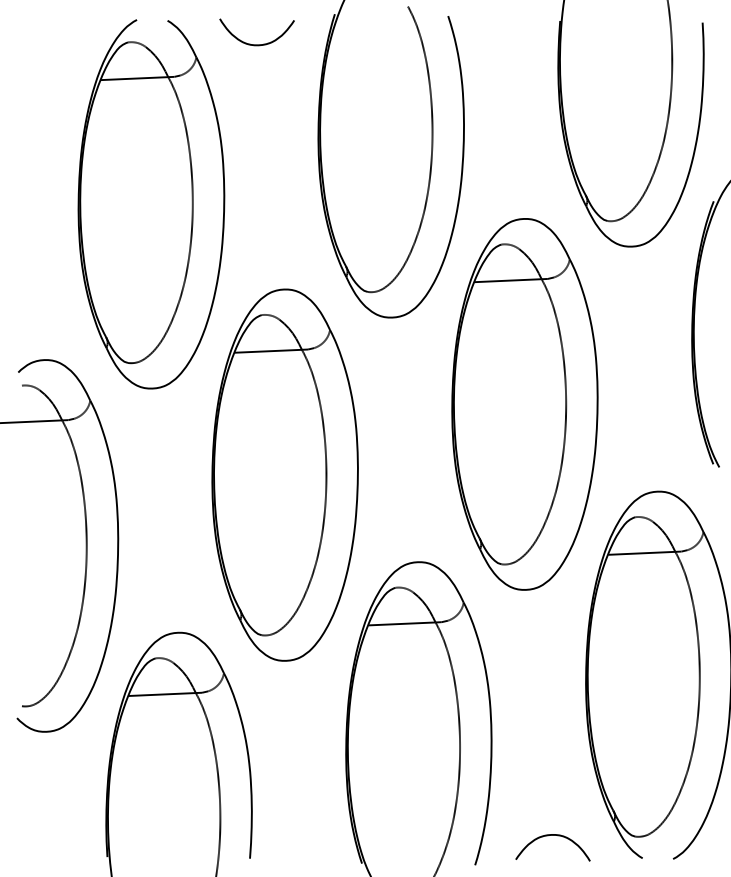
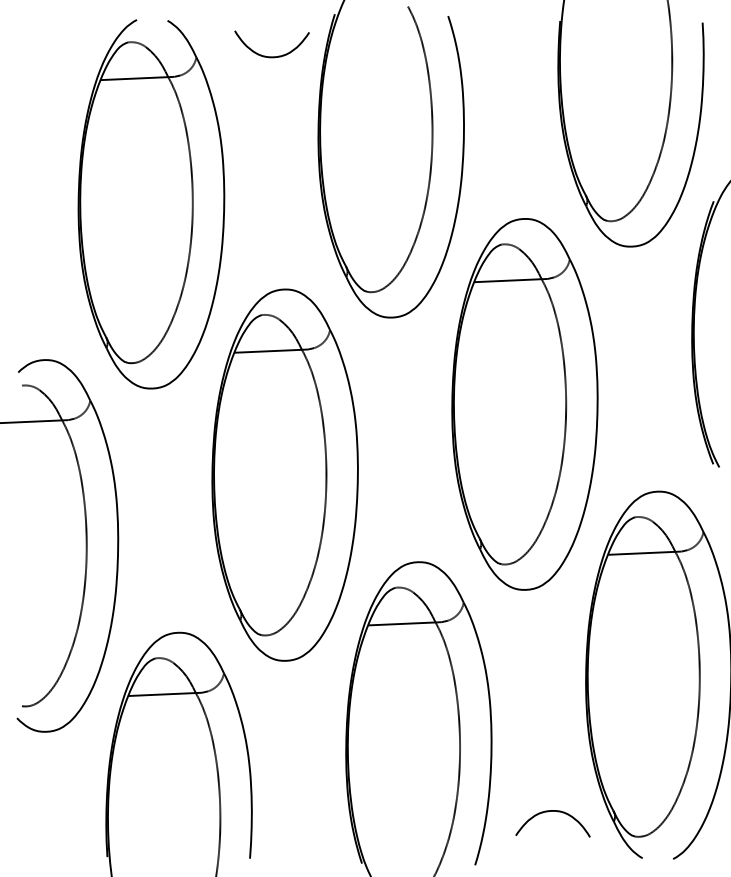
curve position: (256, 44) -> (271, 56) (271, 56)
curve position: (548, 836) -> (548, 812) (548, 812)
